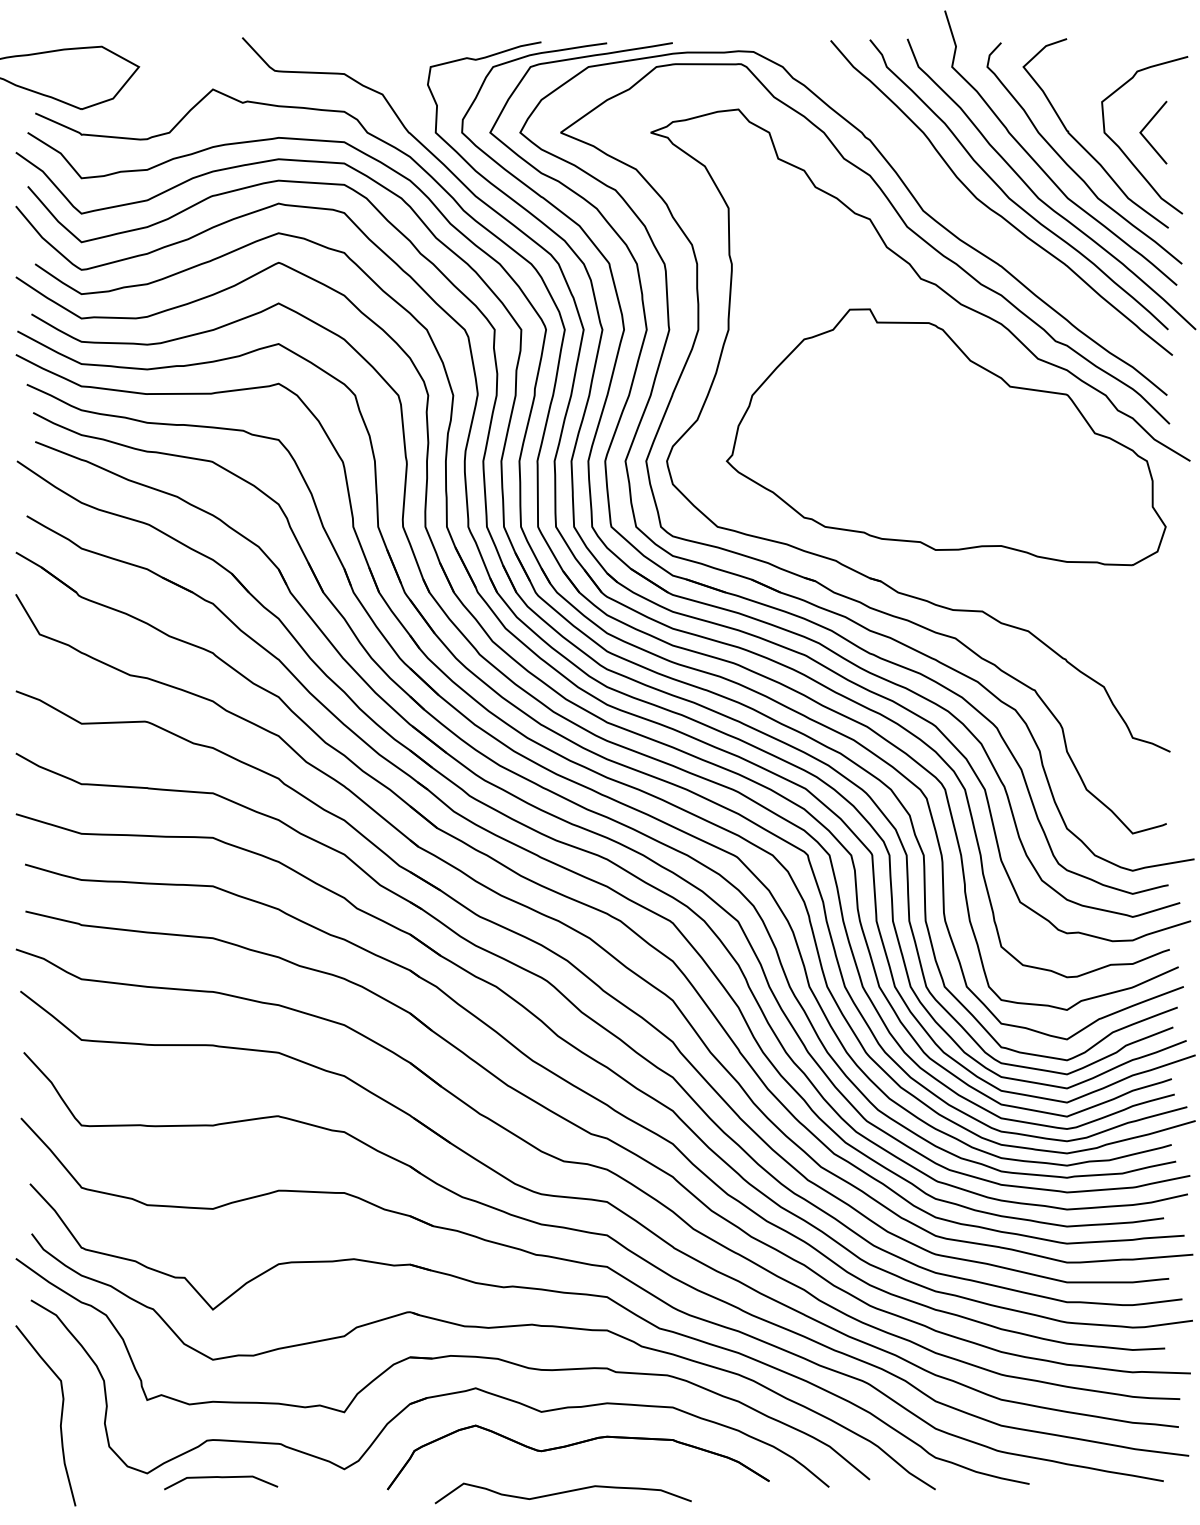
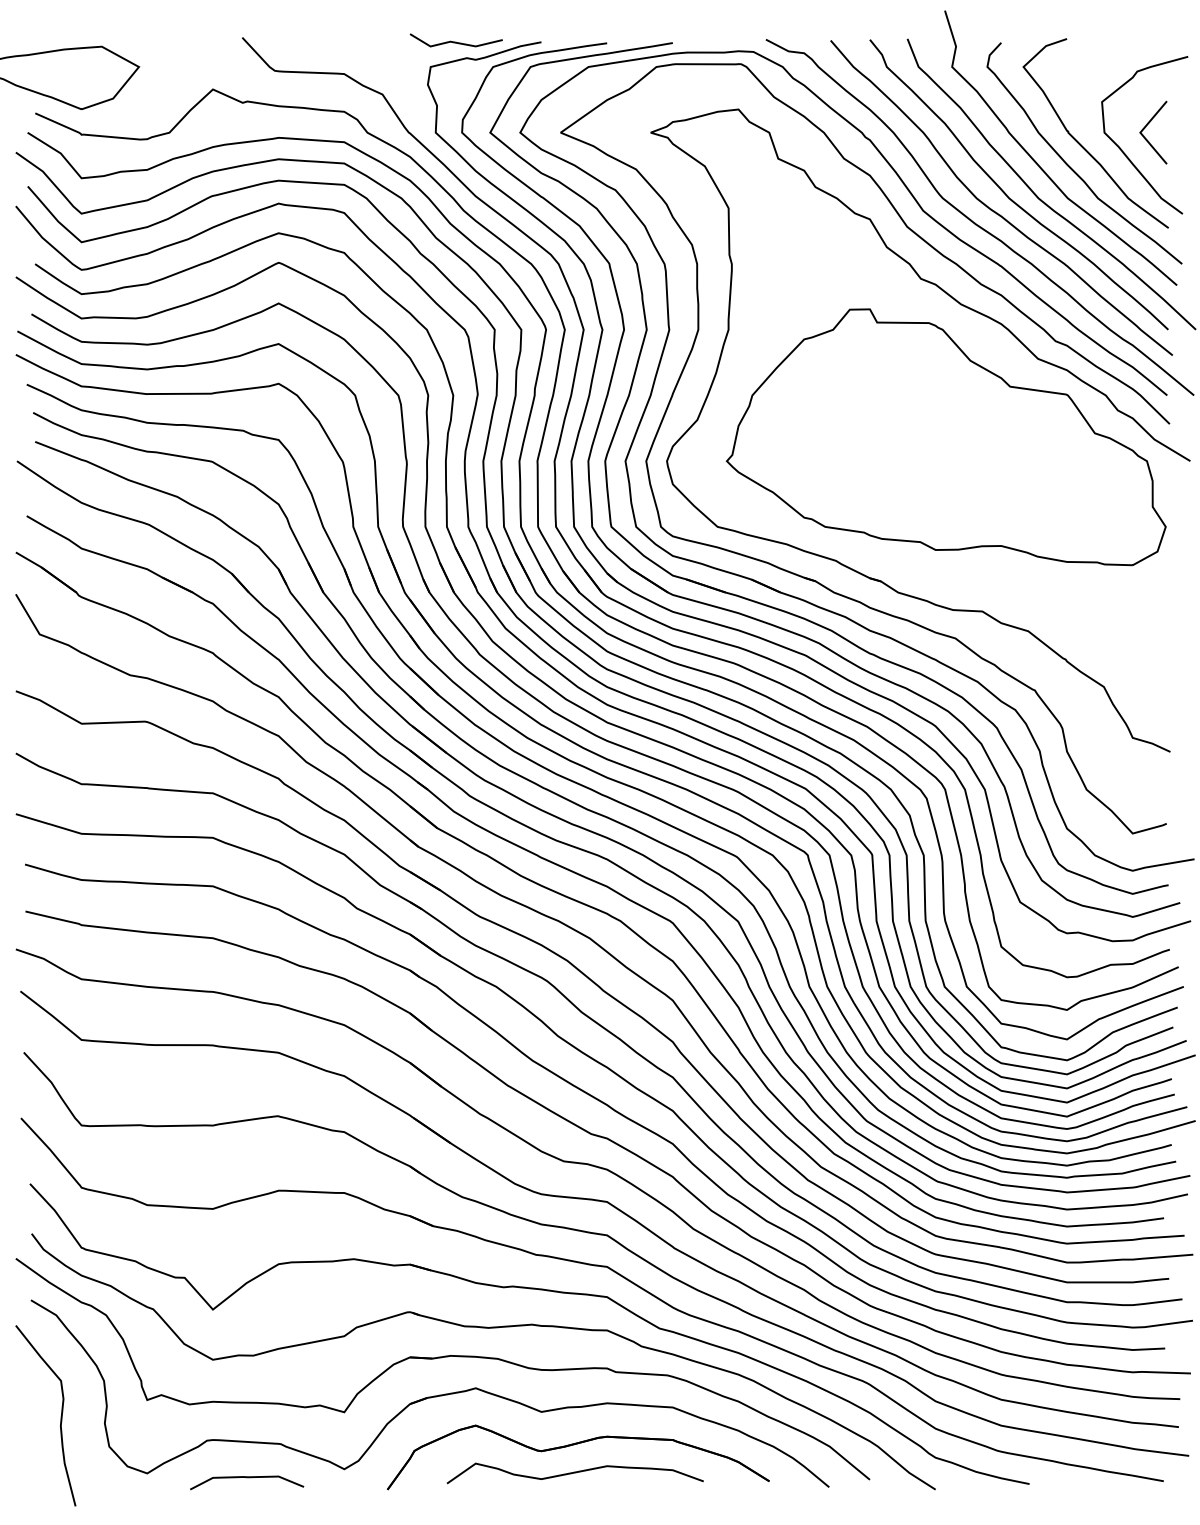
line: none -> present (455, 41)
curve: none -> present (975, 222)
curve position: (221, 1478) -> (247, 1478) (247, 1478)
curve position: (562, 1493) -> (574, 1473) (574, 1473)
